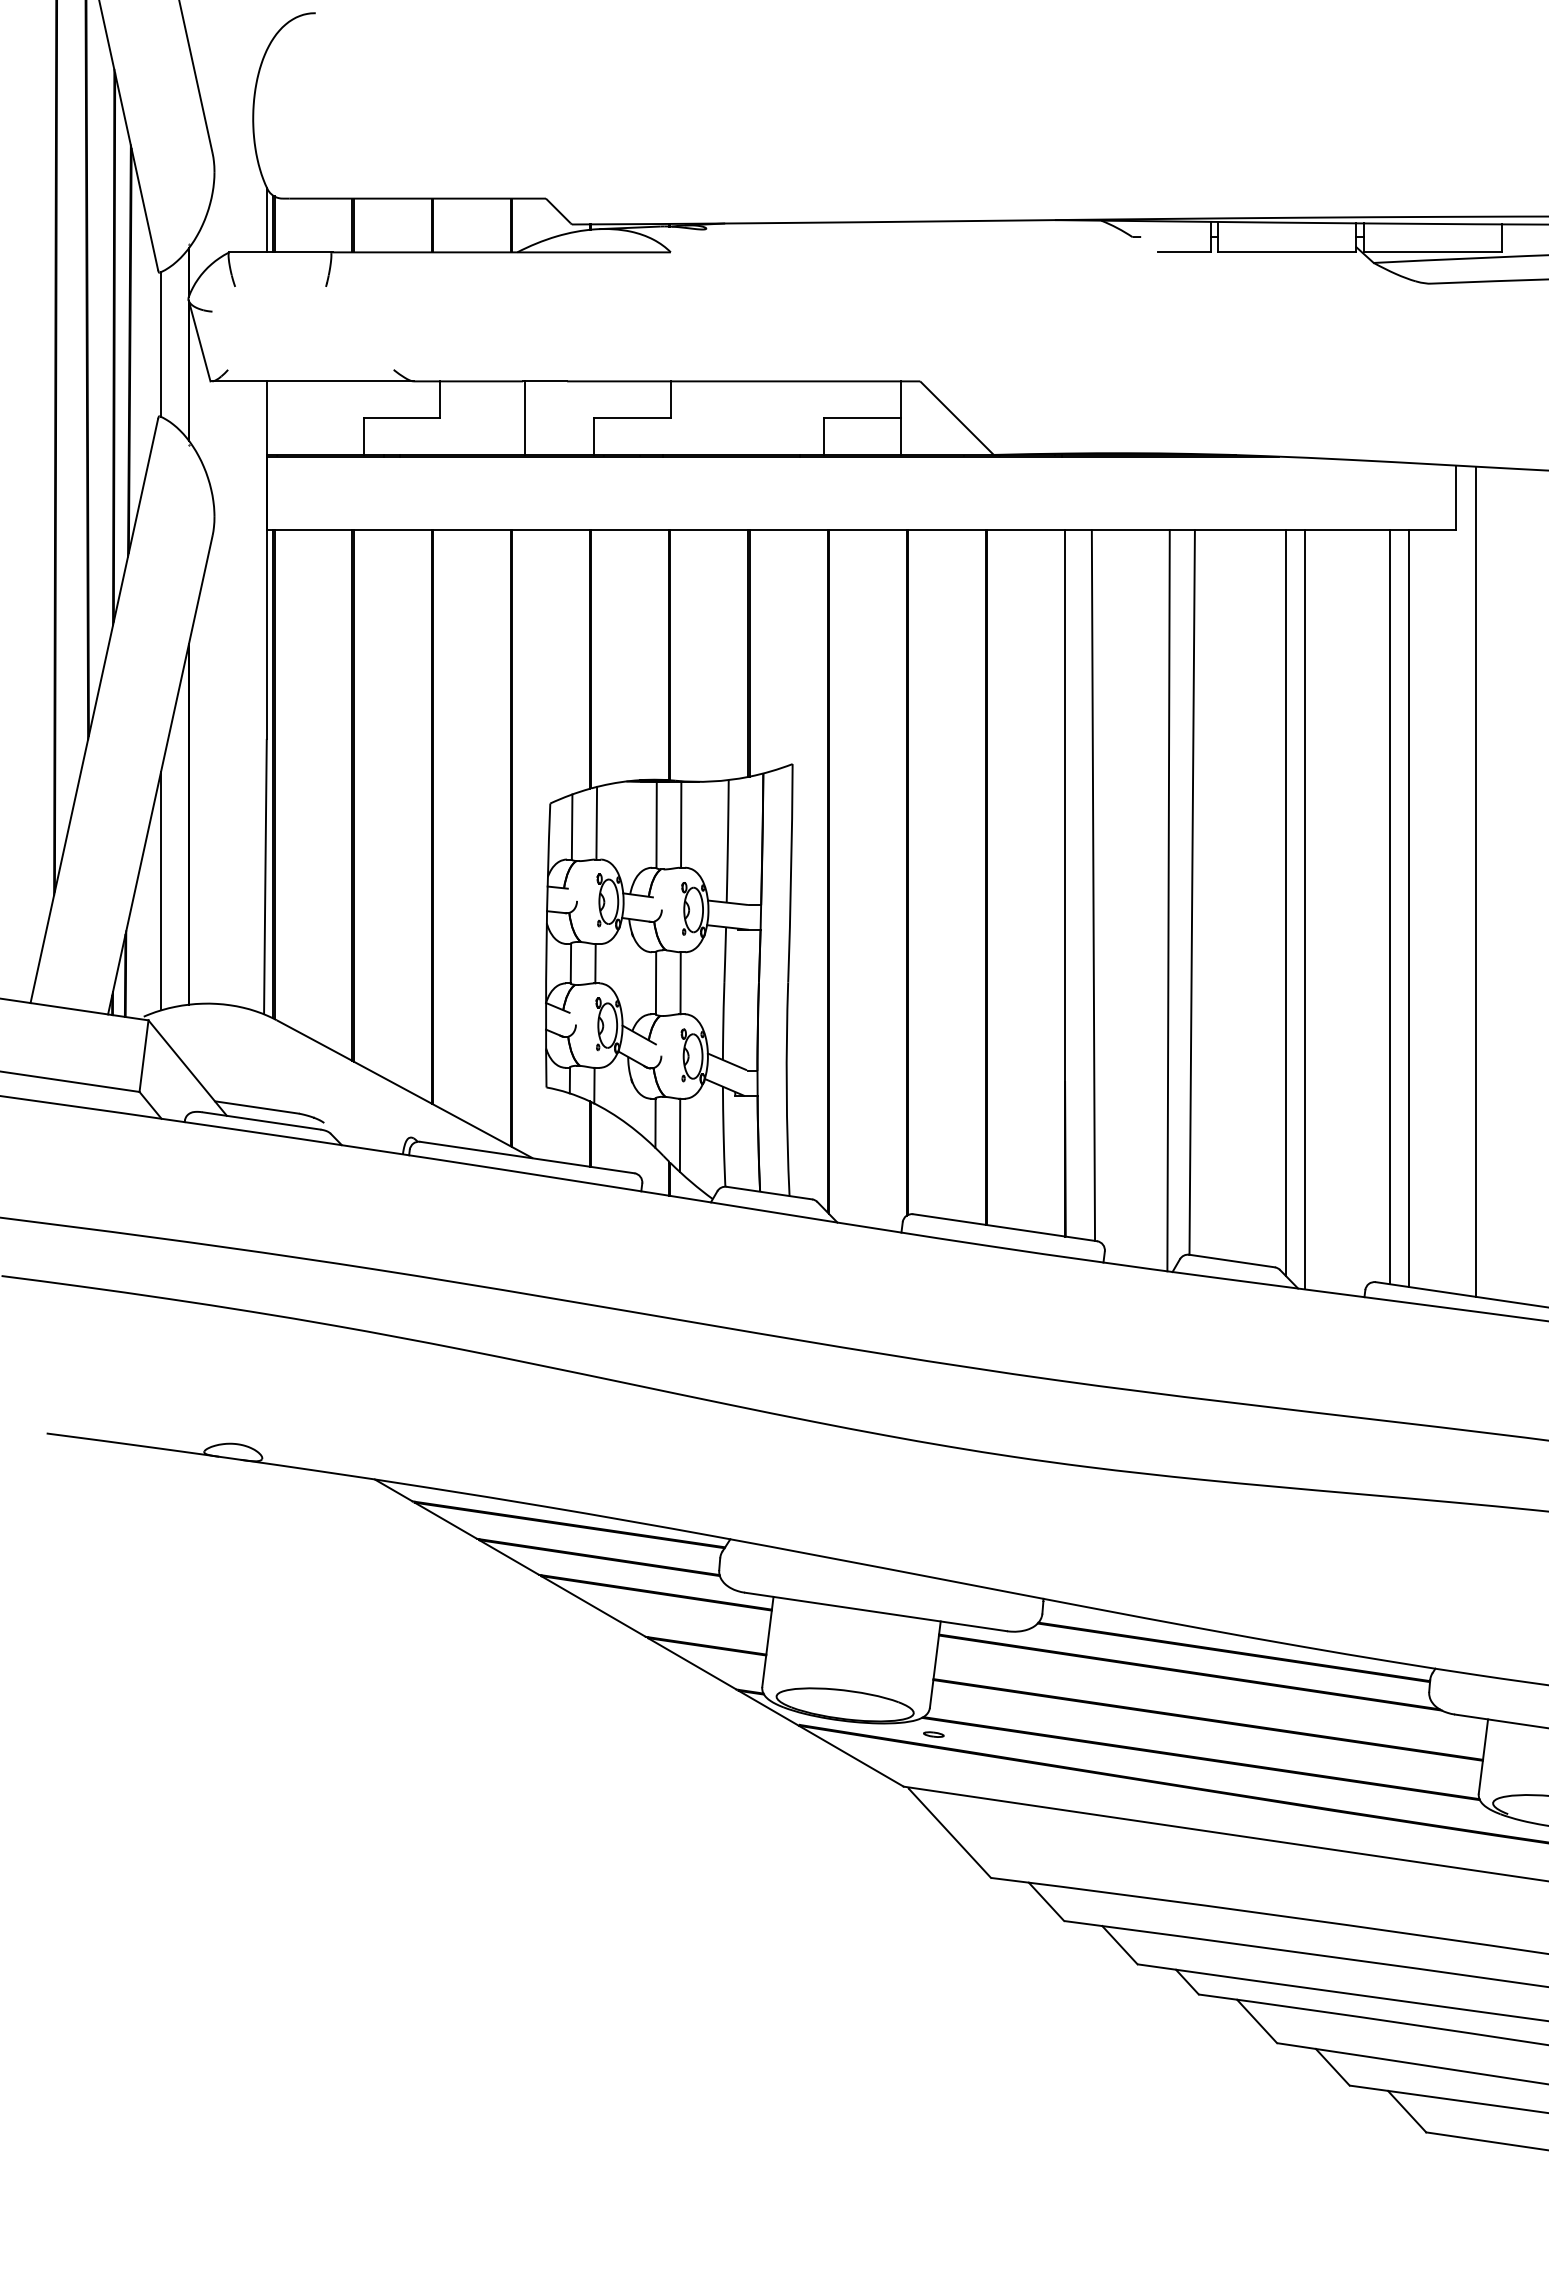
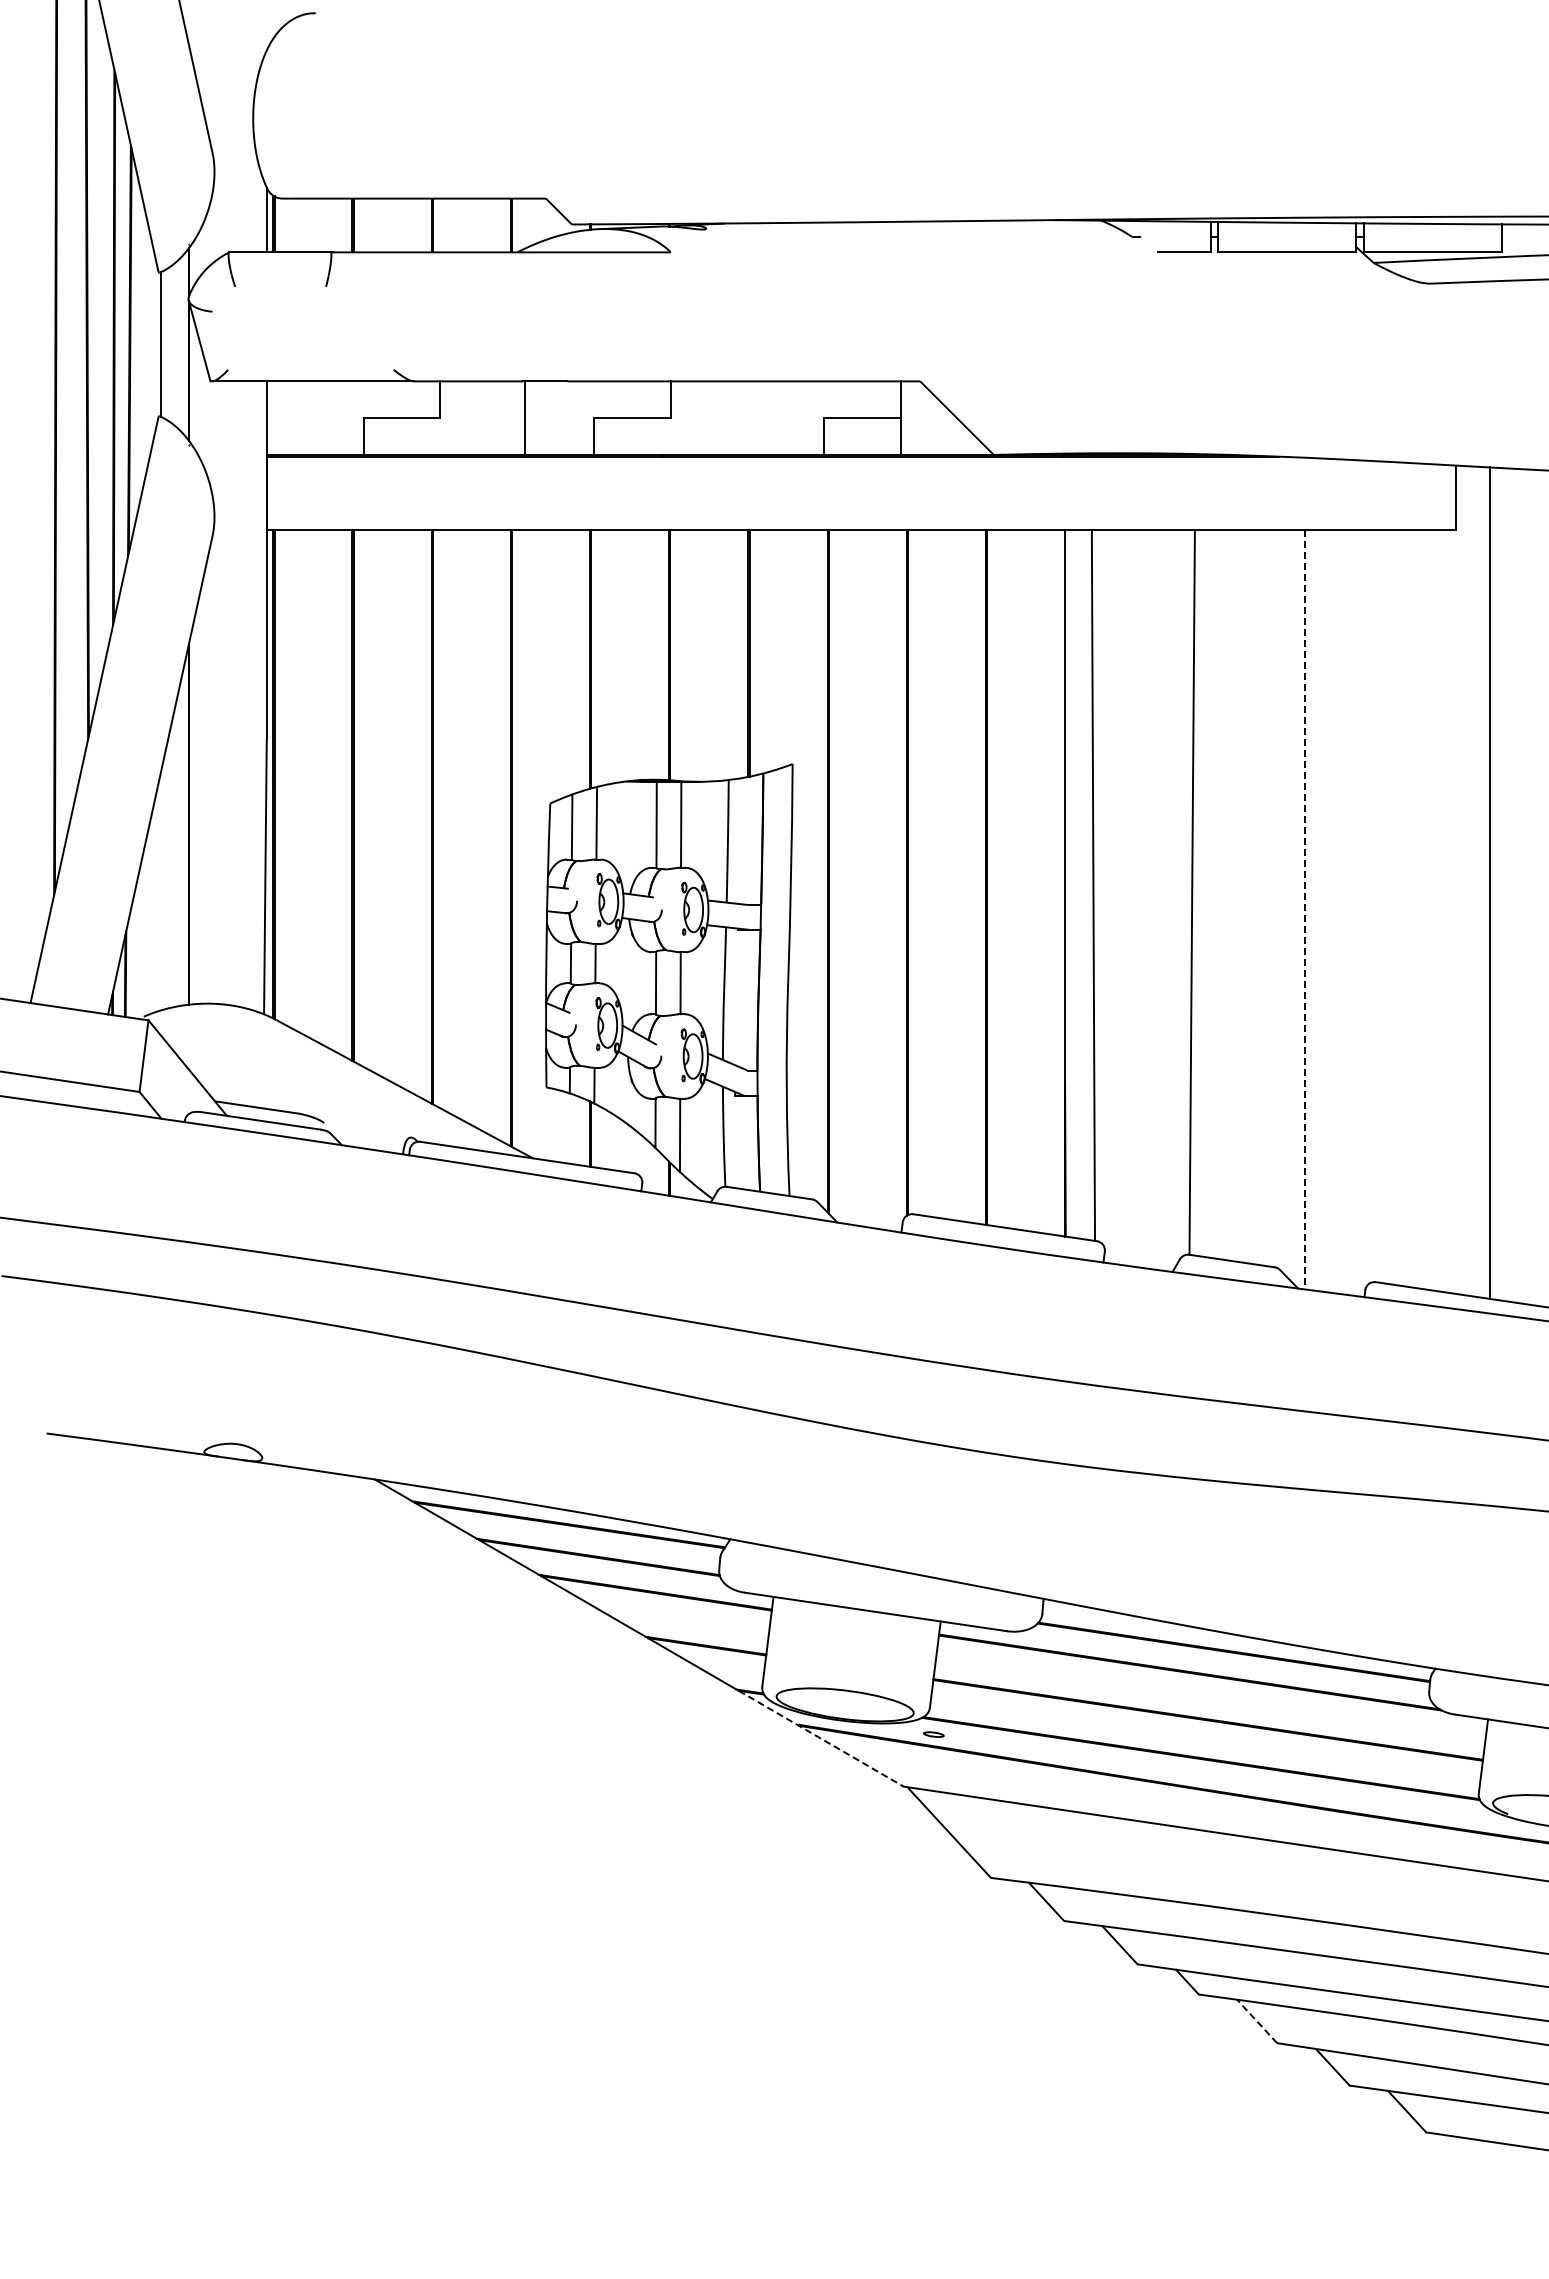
line position: (1475, 881) -> (1489, 881) (1489, 881)
line: present -> none (160, 891)
line: present -> none (1168, 900)
line: present -> none (1285, 902)
line: present -> none (1389, 907)
line: present -> none (1409, 908)
line: solid -> dashed (1305, 909)
line: solid -> dashed (821, 1739)
line: solid -> dashed (1257, 2021)
